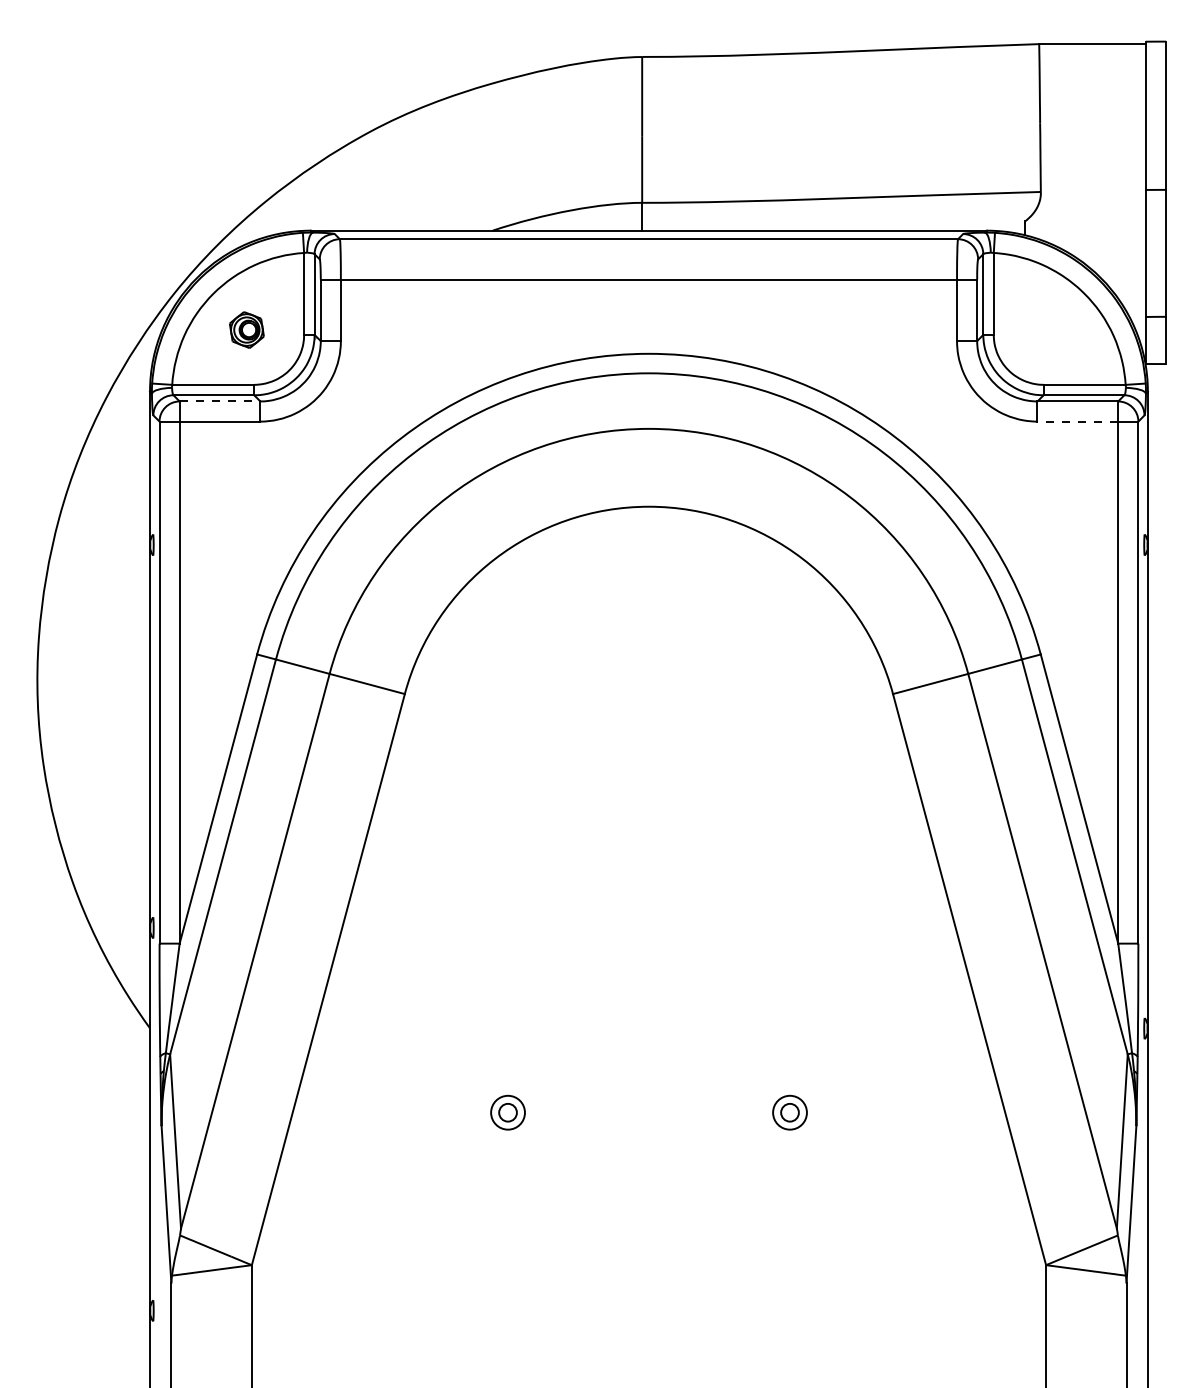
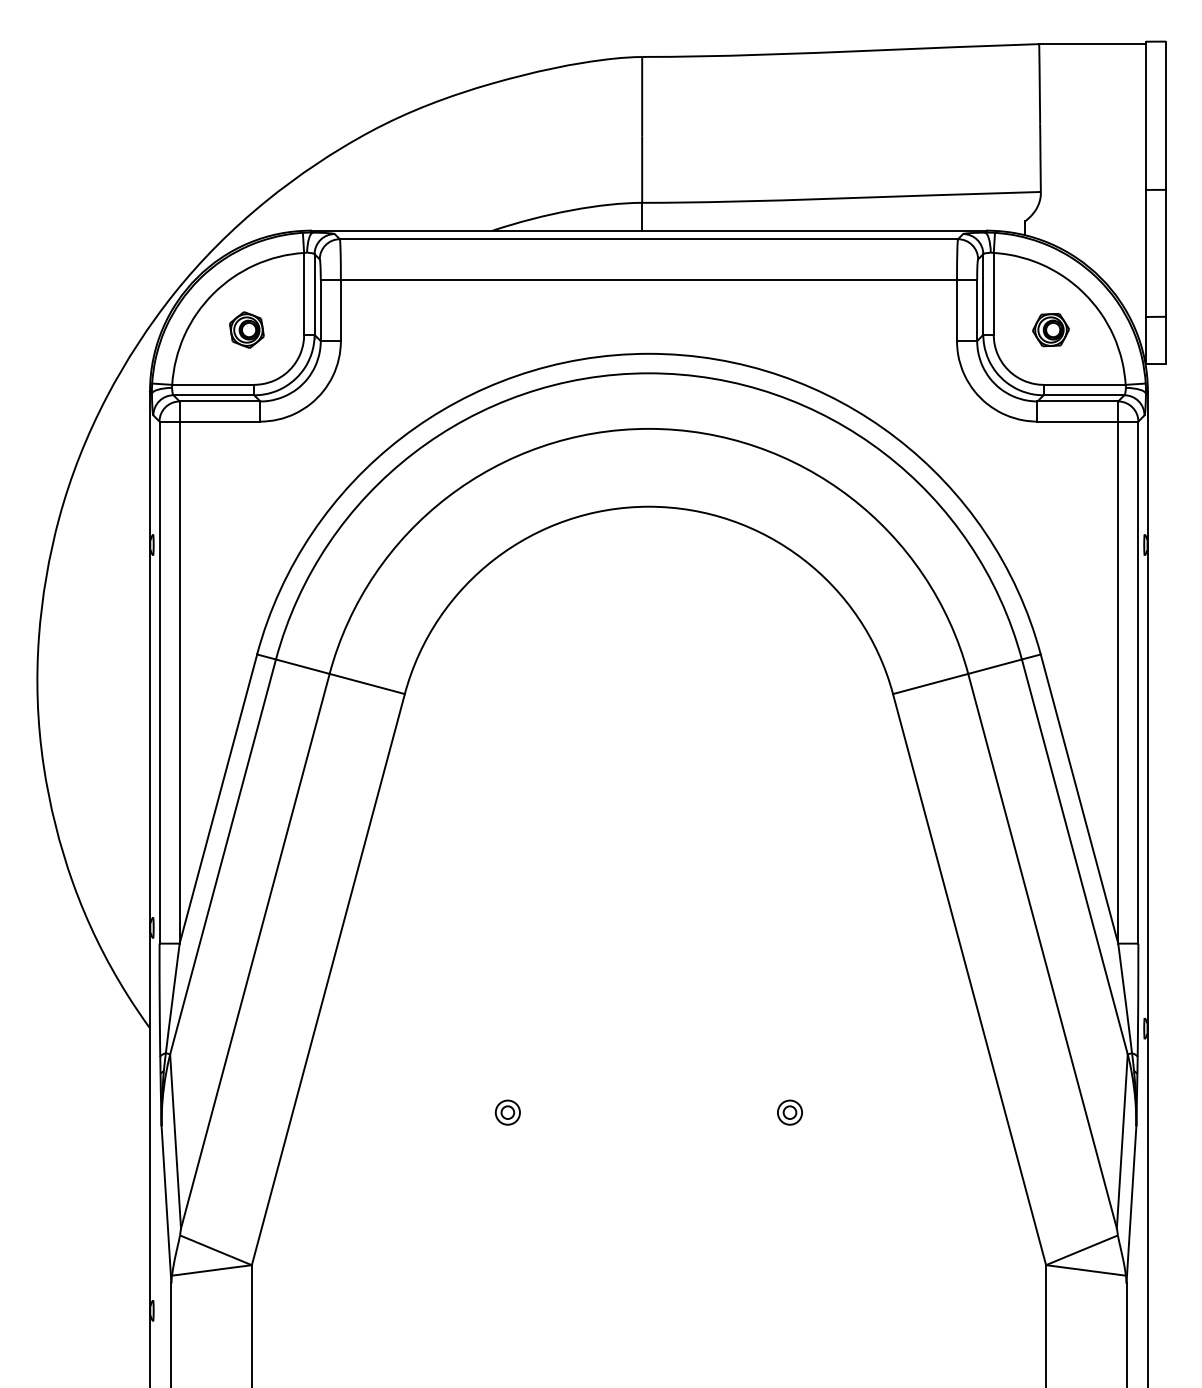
part: none -> present (1050, 330)
line: dashed -> solid (220, 401)
line: dashed -> solid (1077, 421)
part size: 36x37 px -> 27x27 px (507, 1112)
part size: 36x37 px -> 26x27 px (789, 1112)
